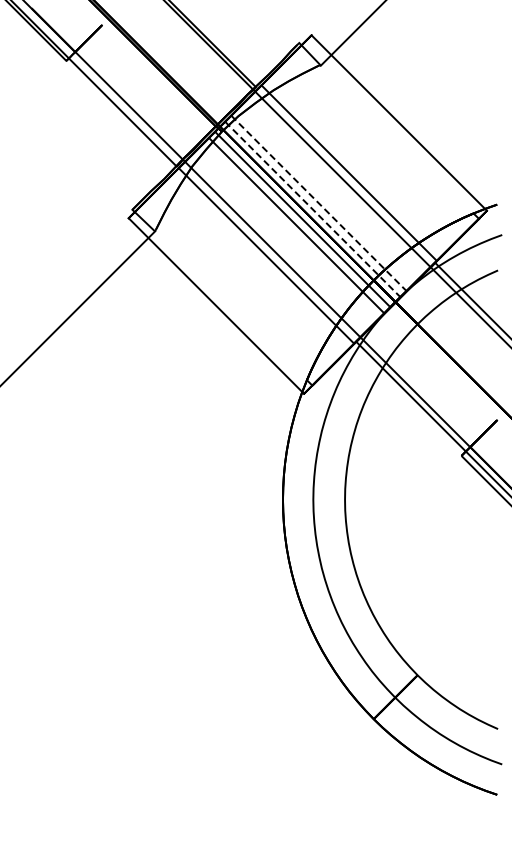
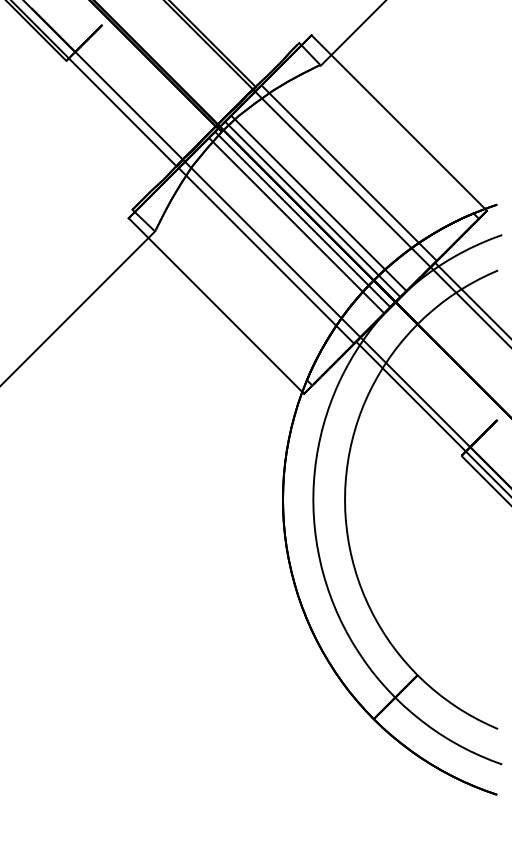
line: dashed -> solid (319, 203)
line: dashed -> solid (313, 209)
